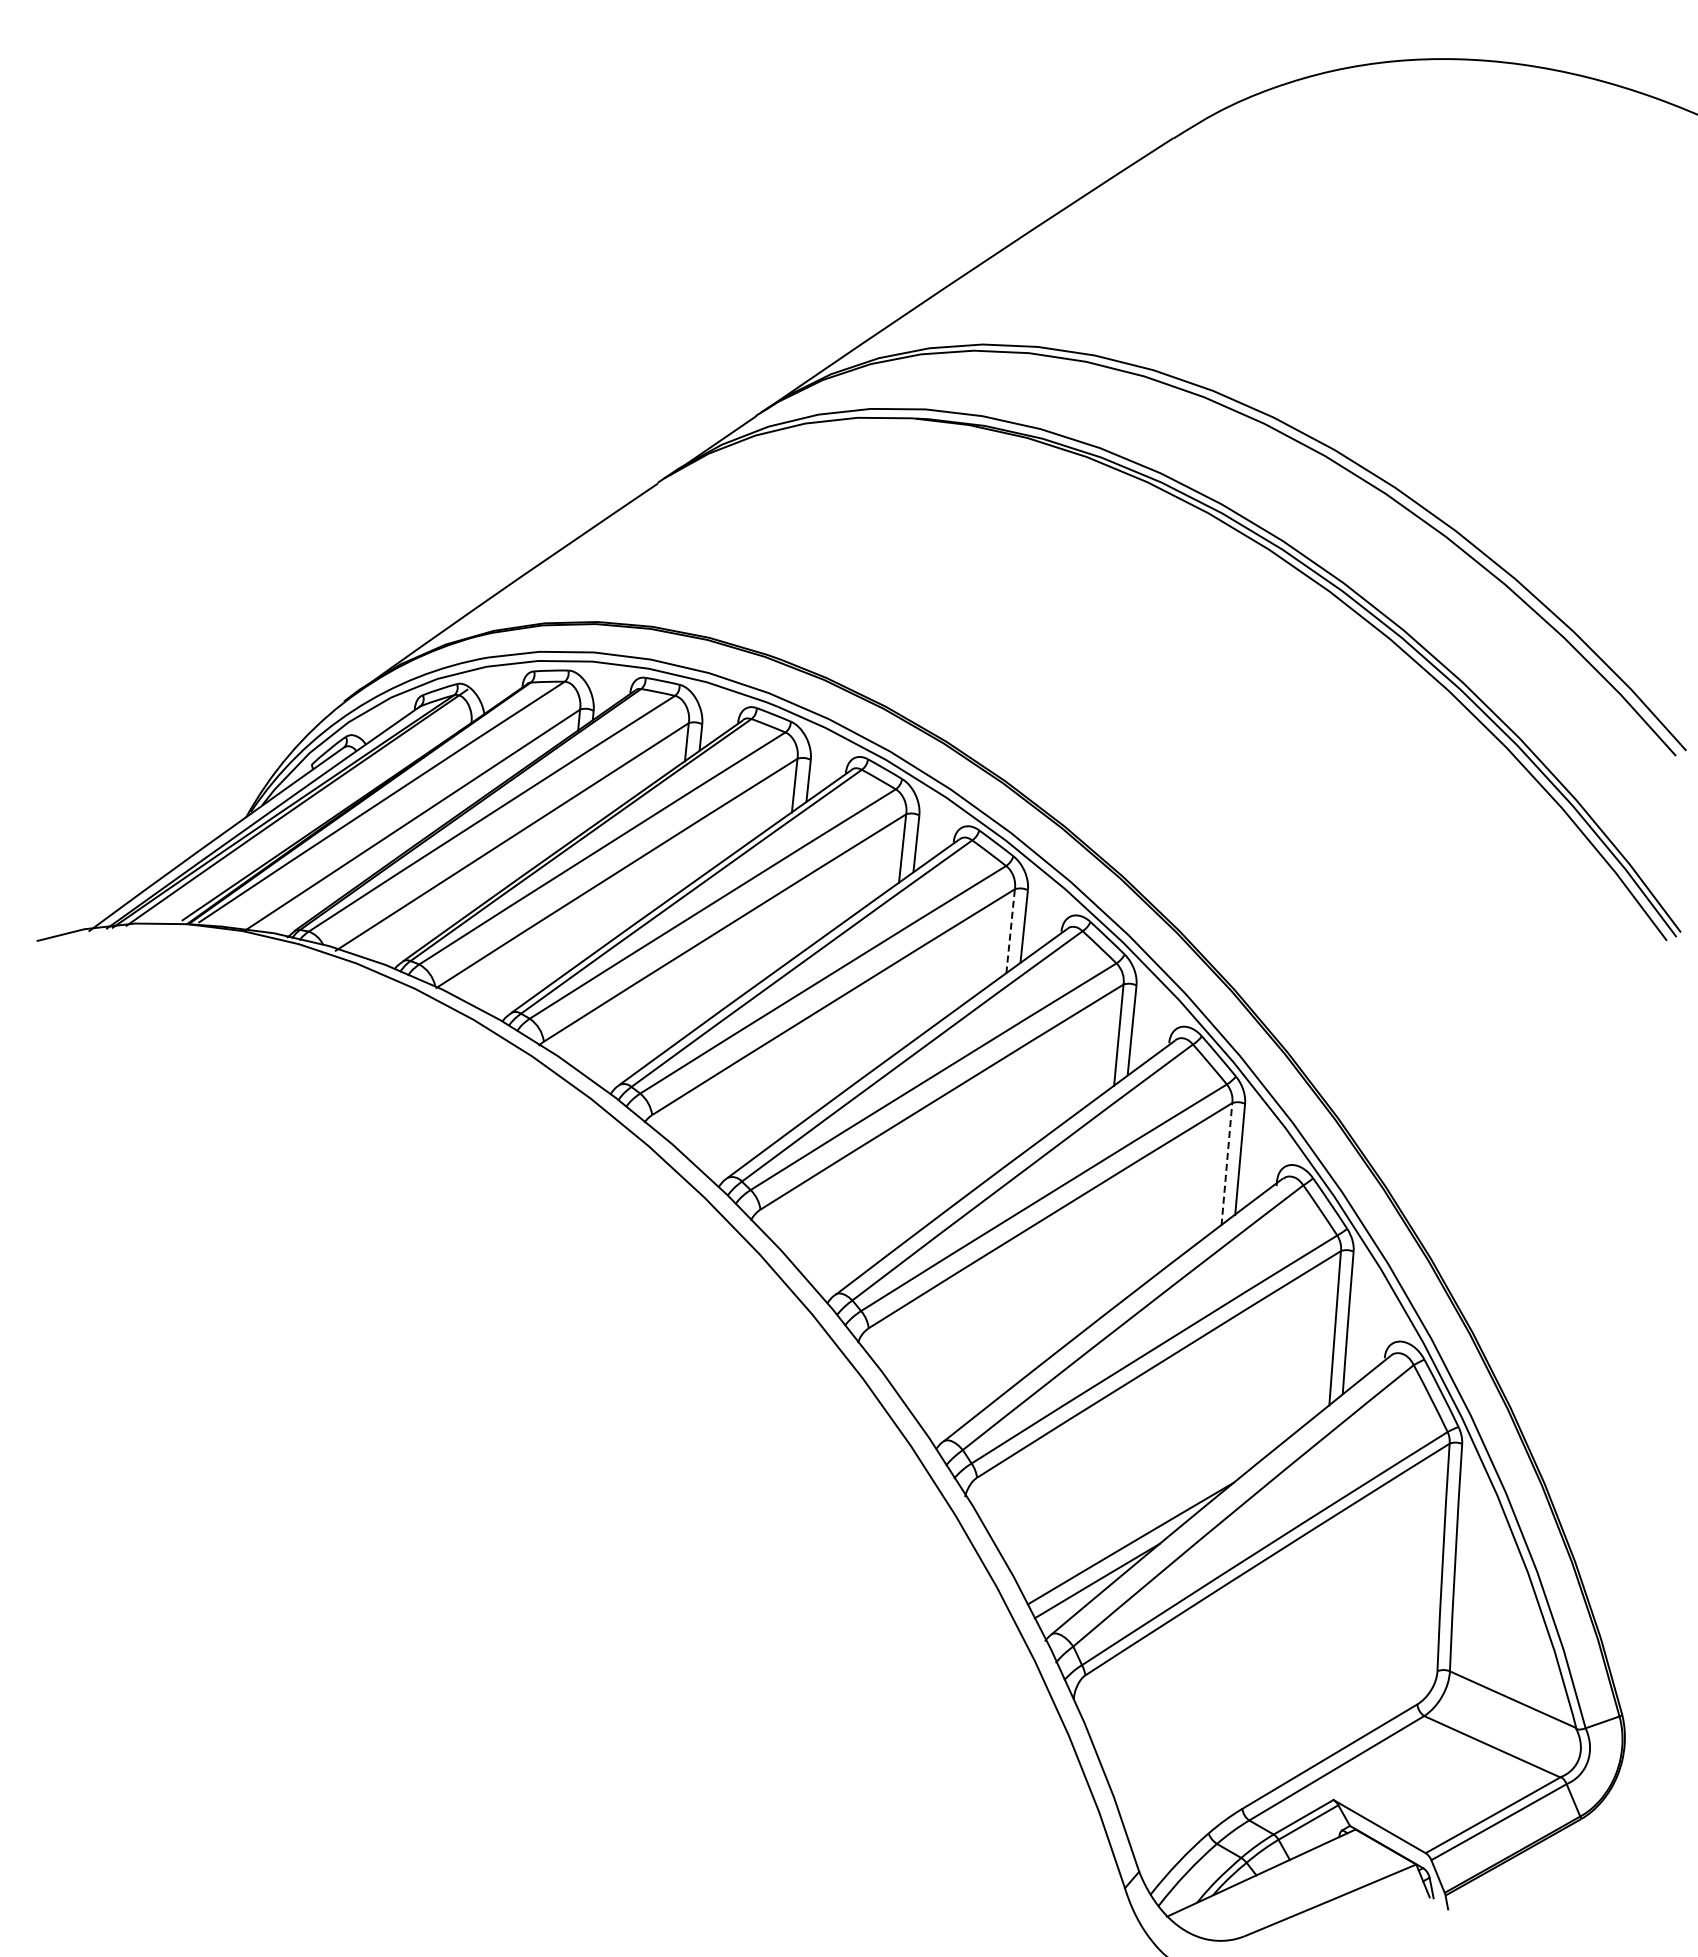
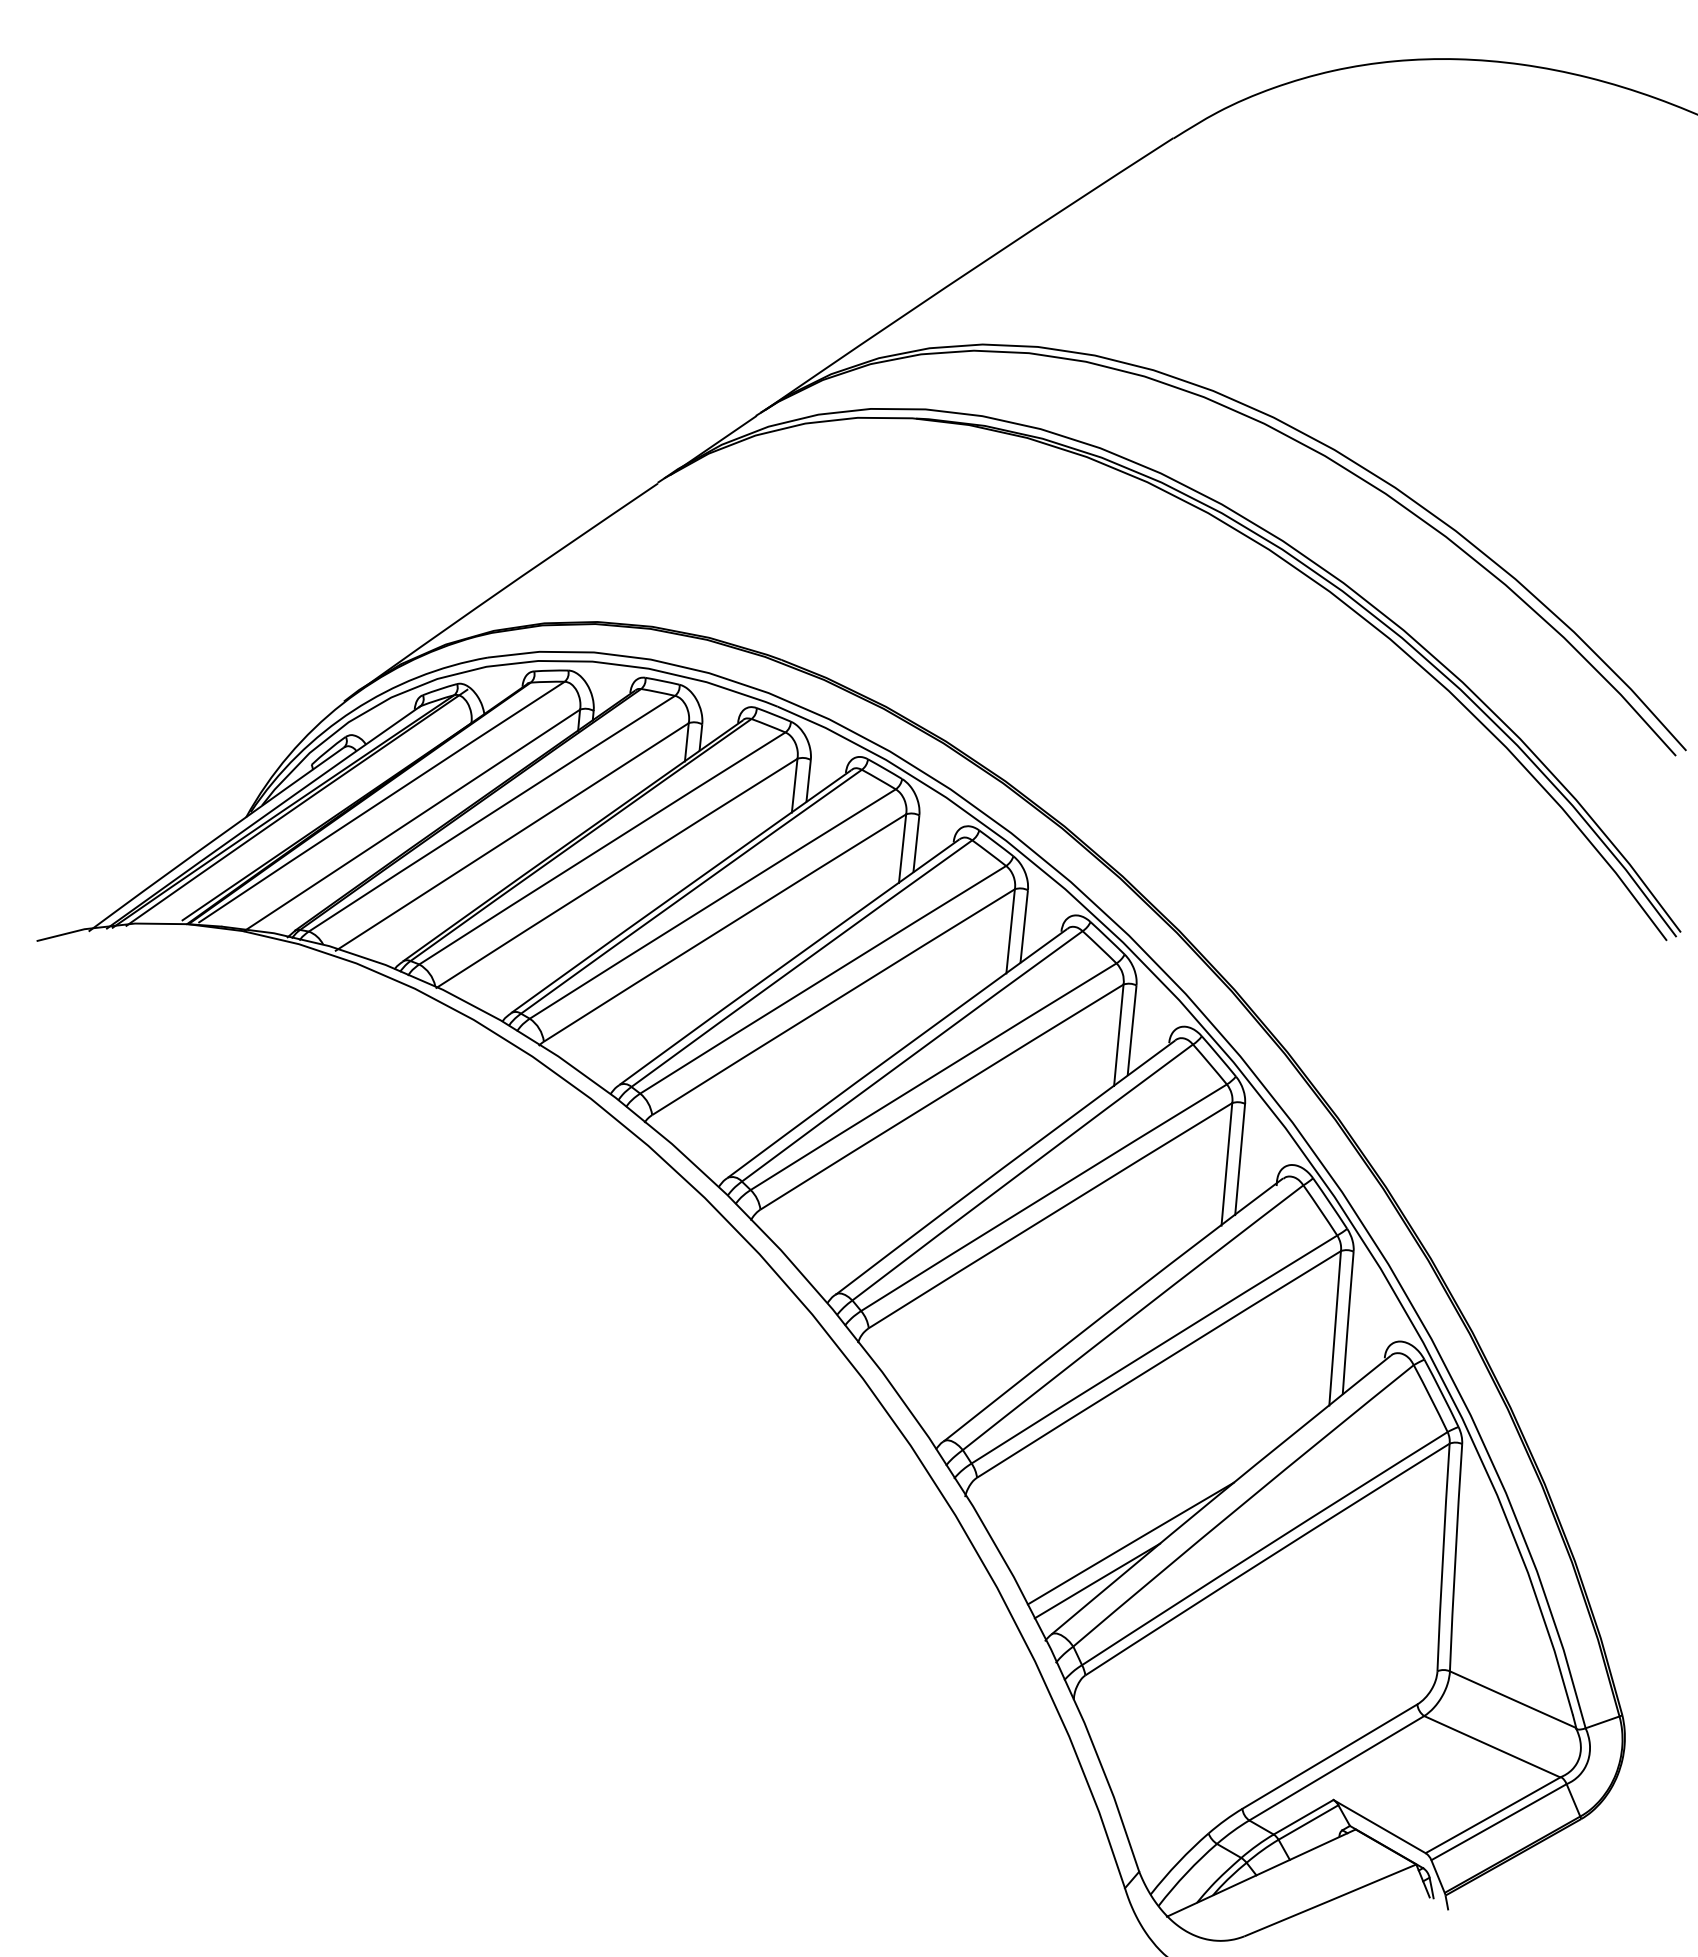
line: dashed -> solid (1010, 930)
line: dashed -> solid (1226, 1164)
